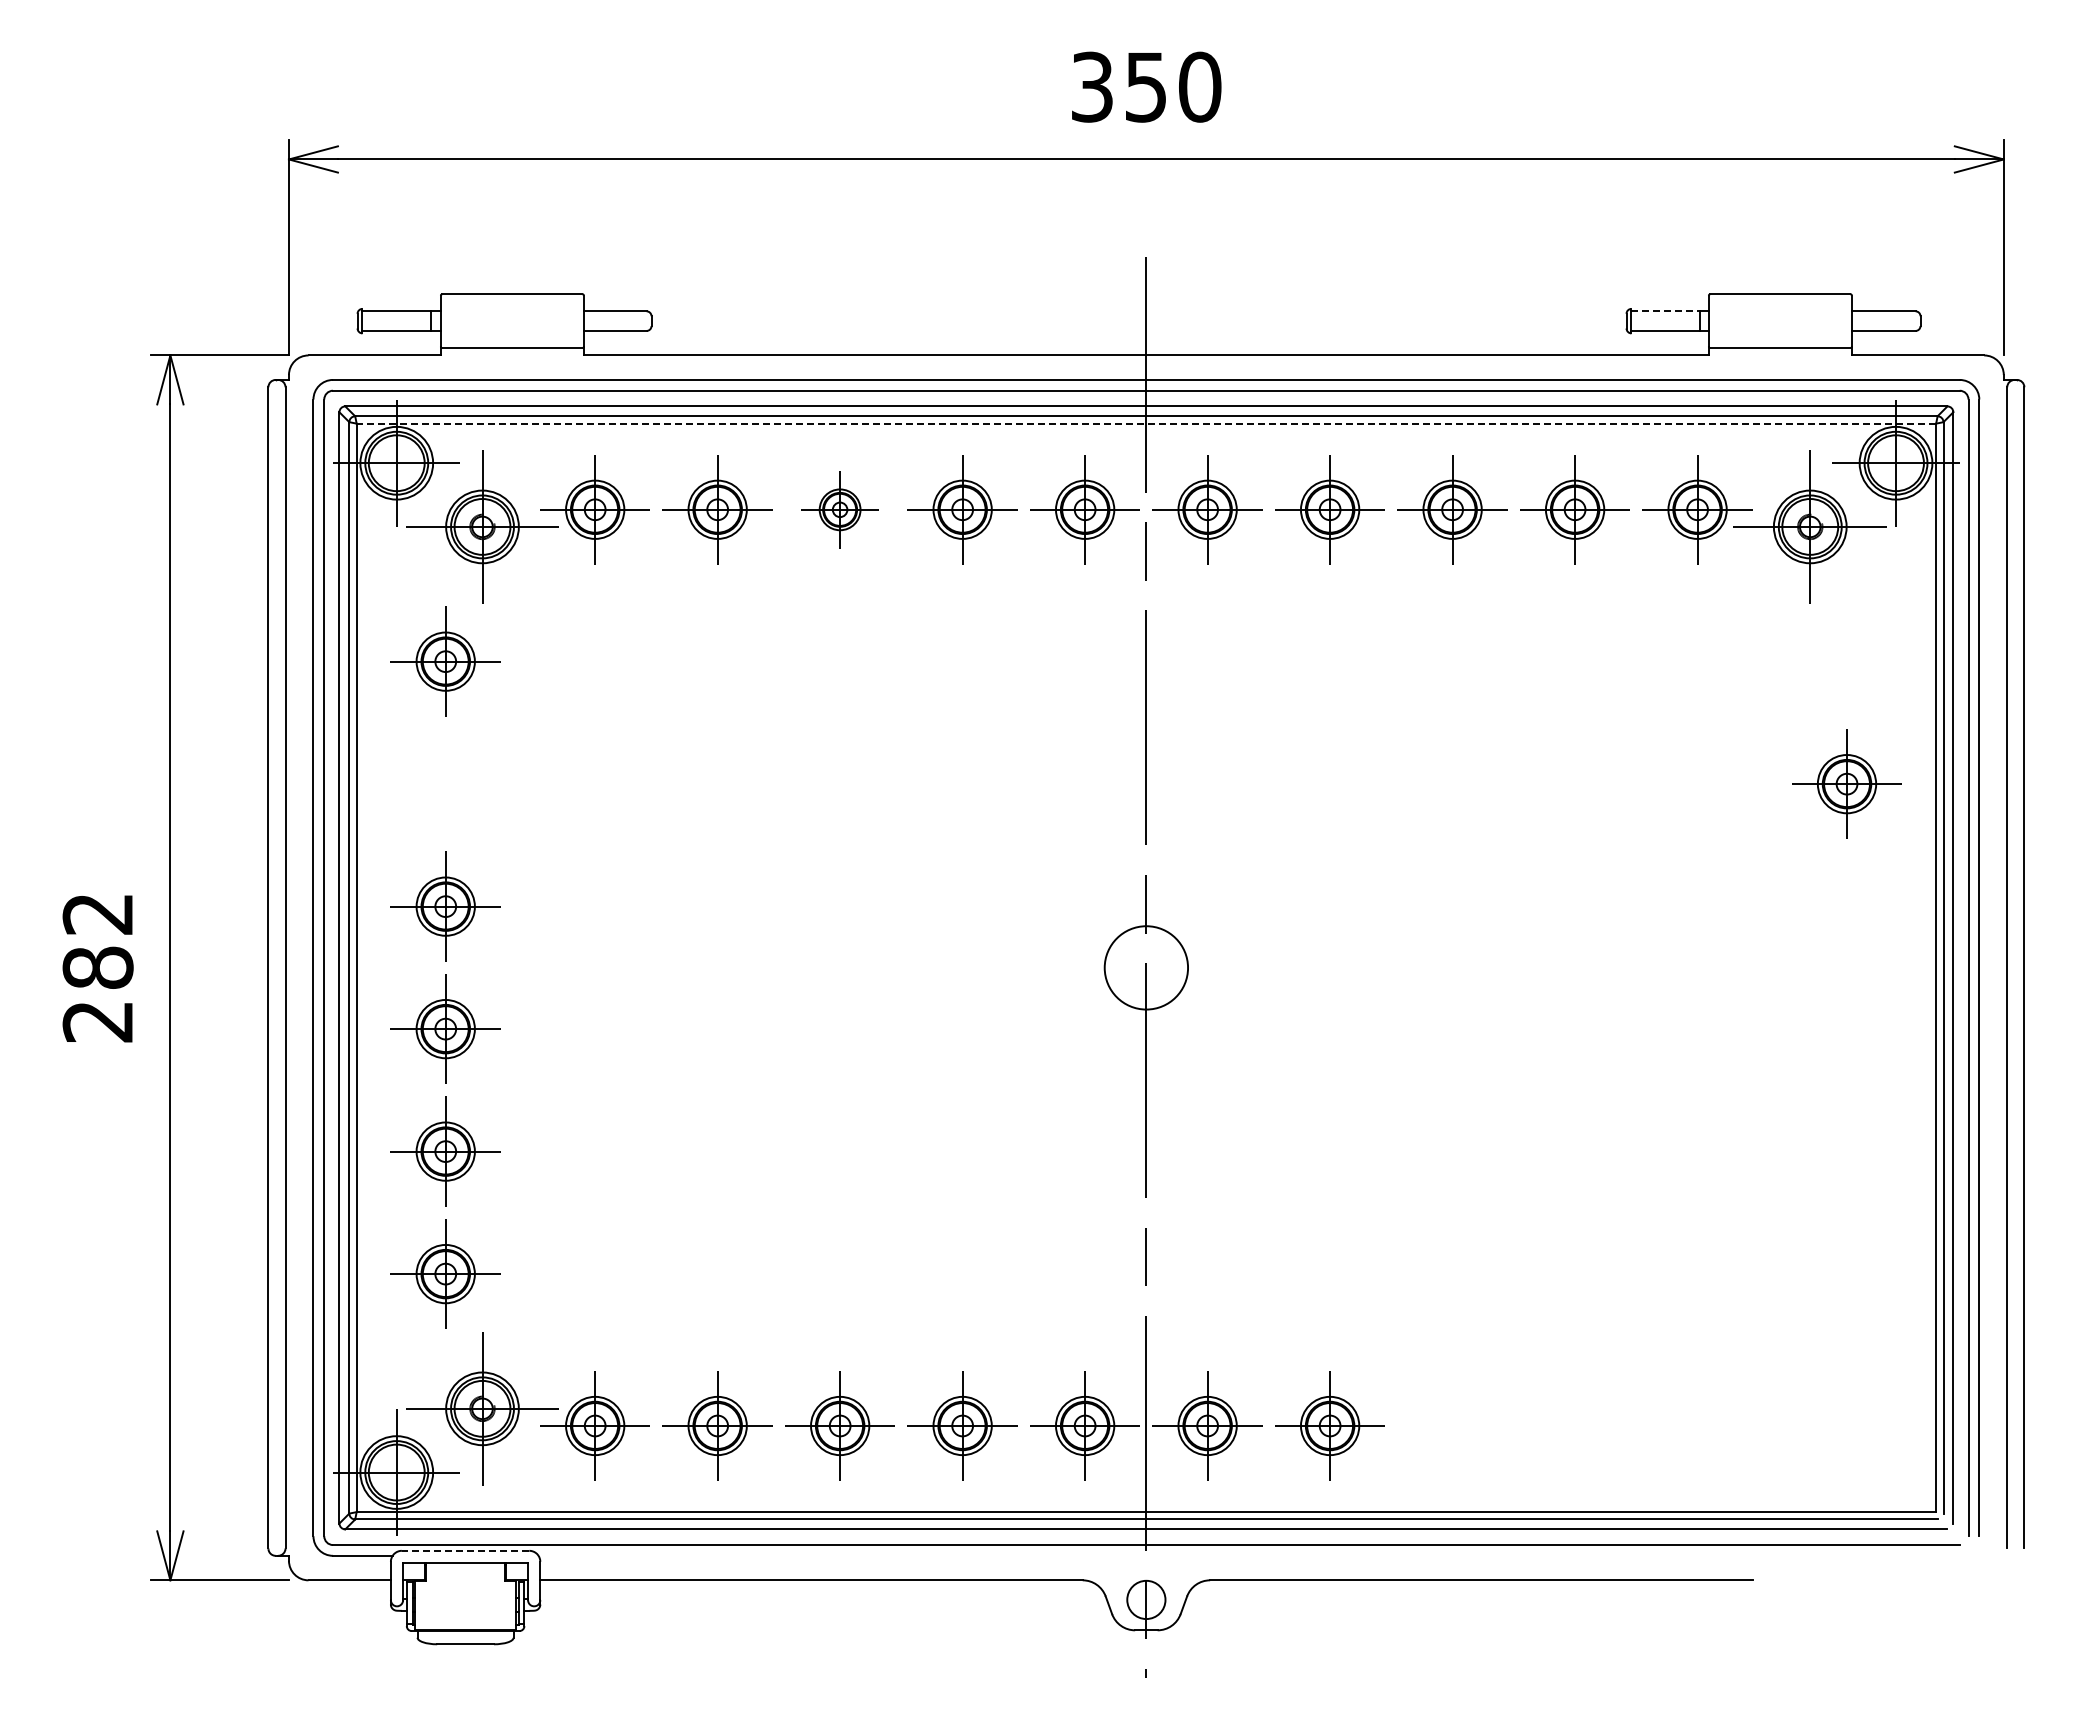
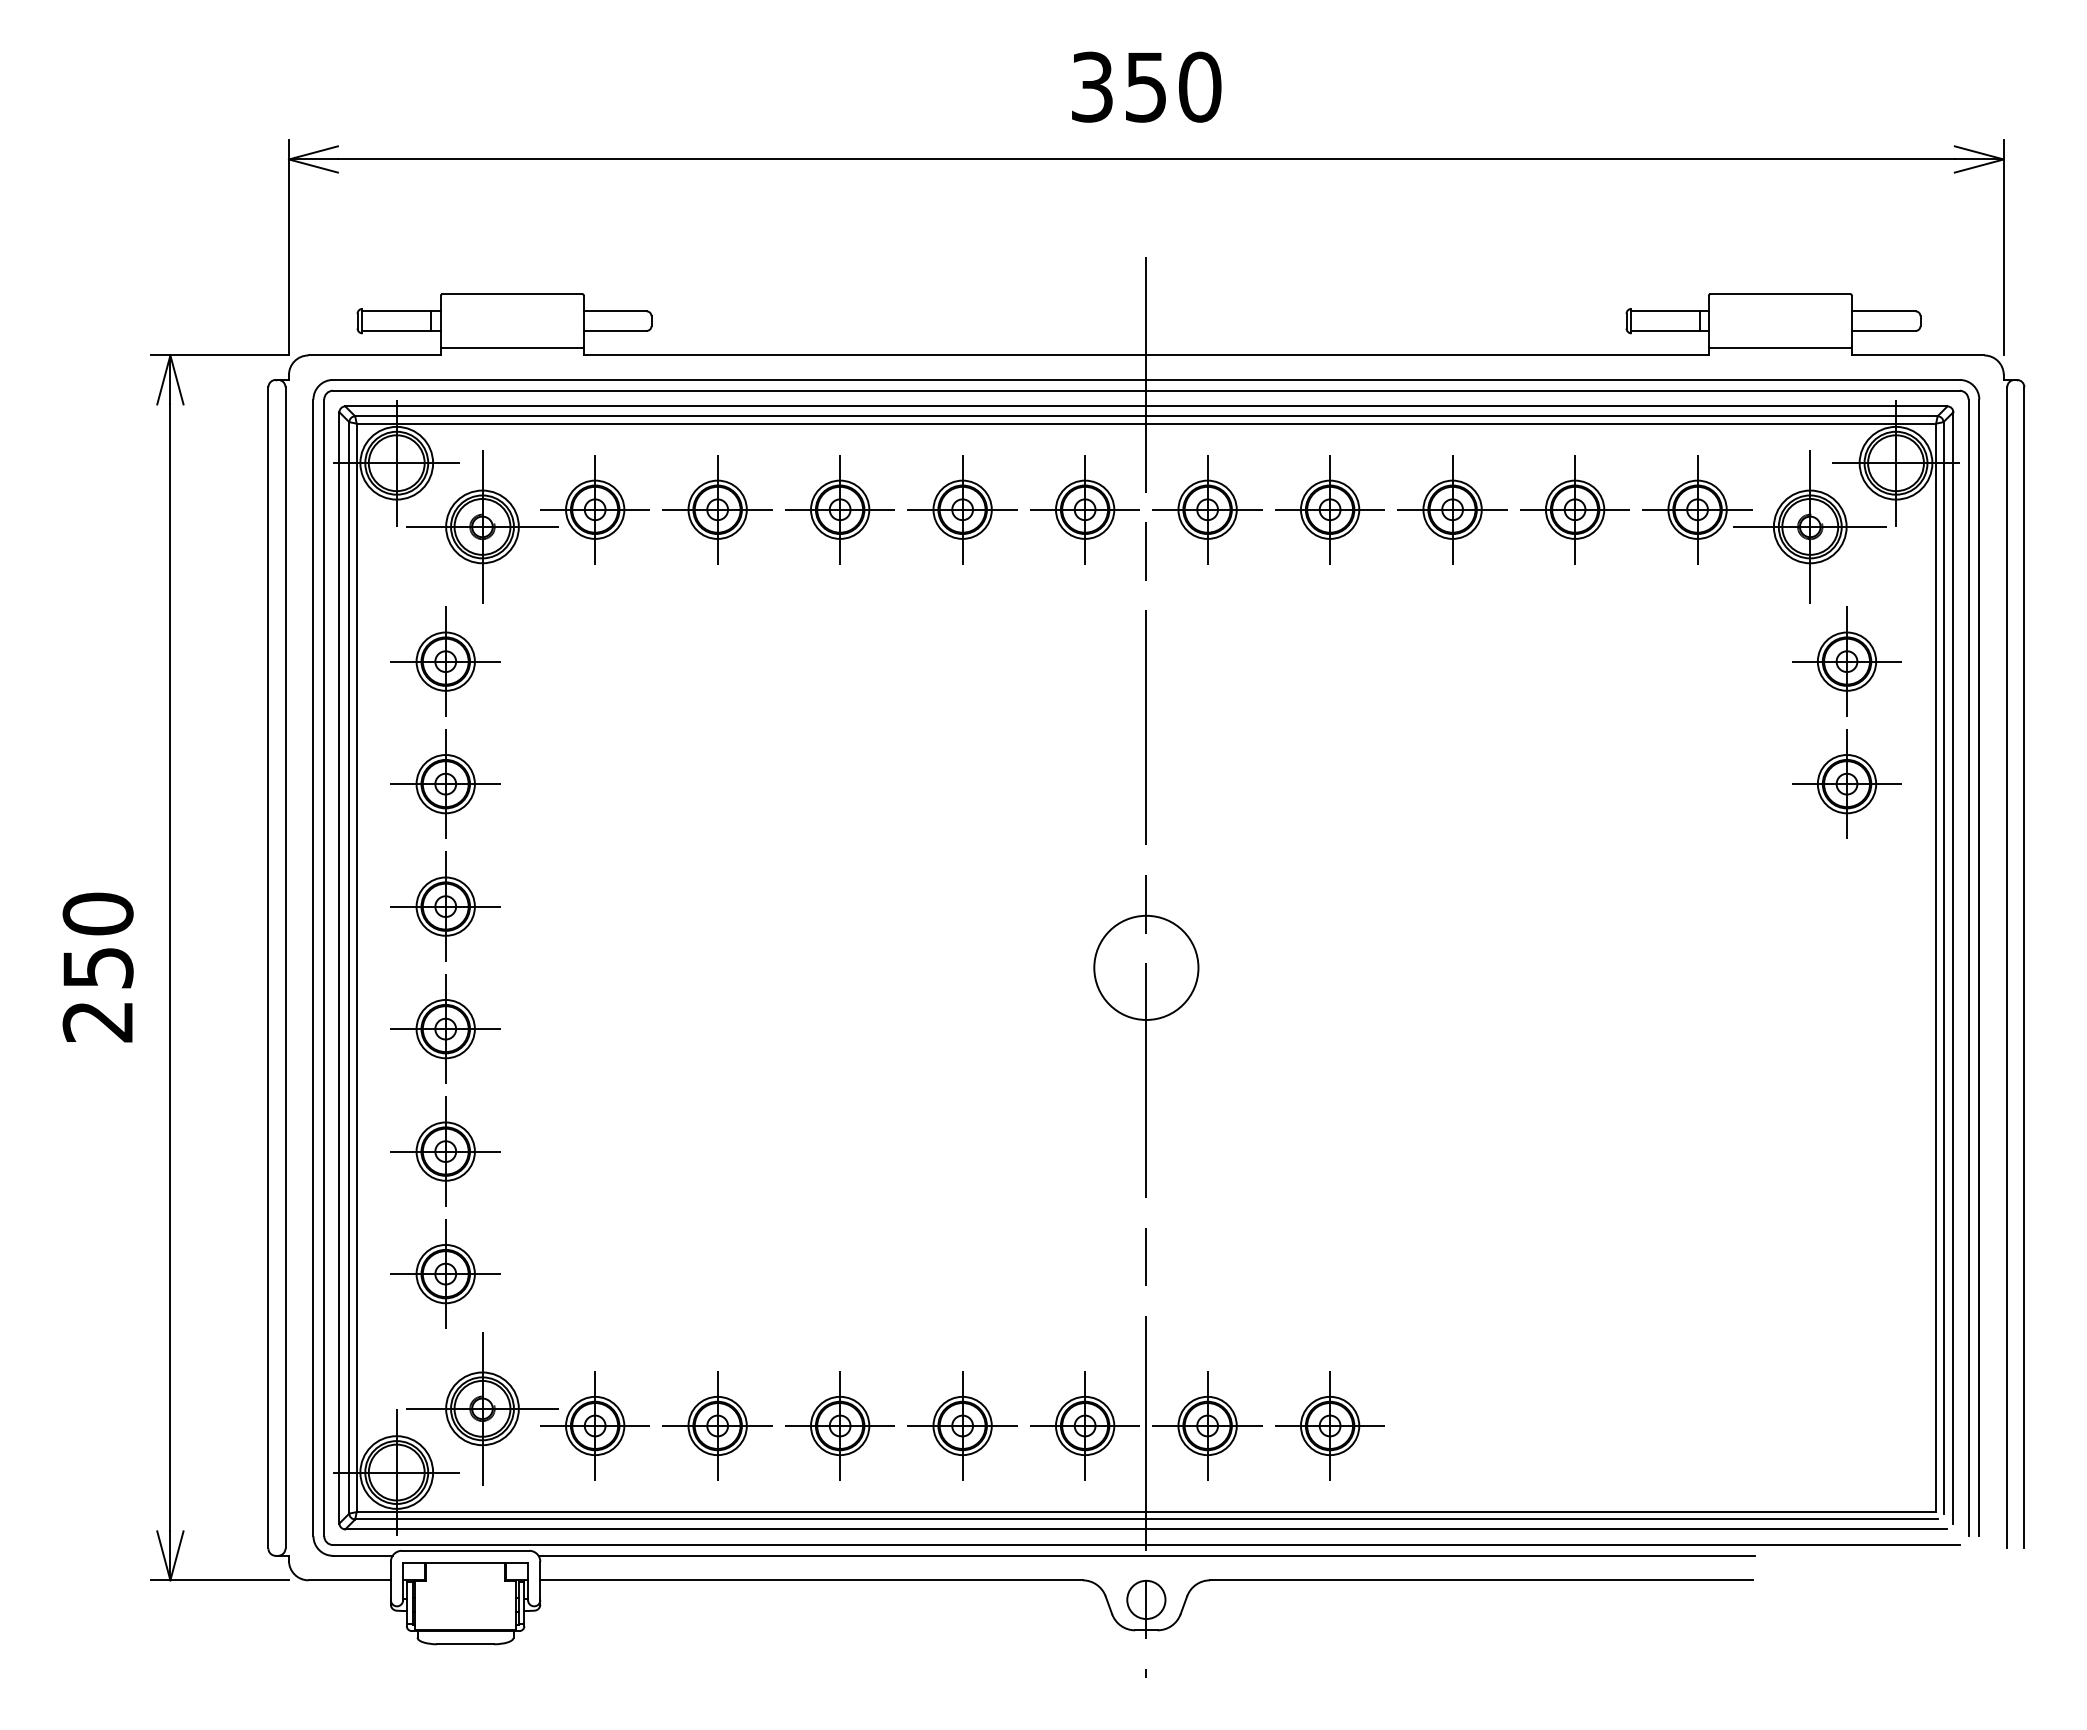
line: dashed -> solid (1666, 310)
line: dashed -> solid (1146, 423)
part size: 78x78 px -> 110x110 px (839, 509)
part: none -> present (1846, 661)
part: none -> present (445, 783)
text: 282 -> 250 (97, 940)
circle diameter: 83 px -> 104 px (1146, 967)
line: dashed -> solid (465, 1550)
line: none -> present (1146, 1555)
